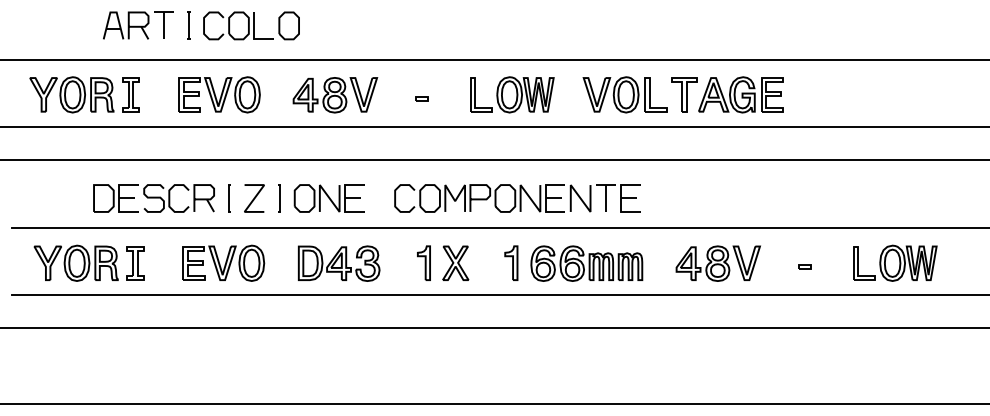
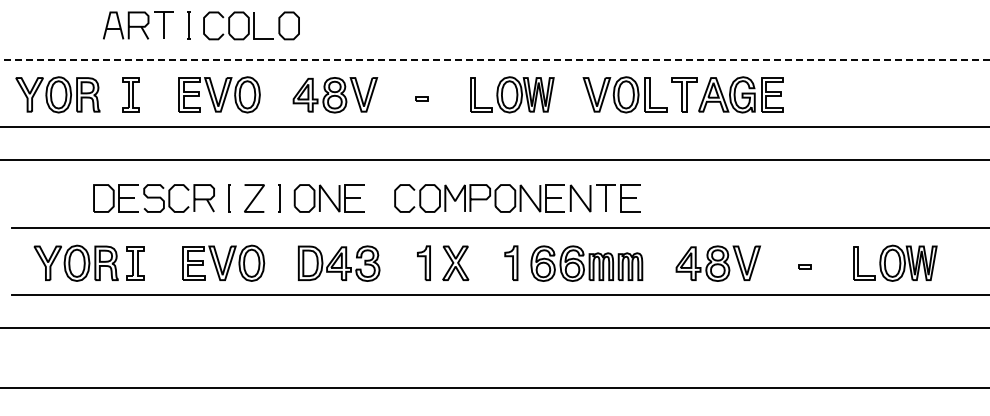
line: solid -> dashed (495, 59)
part position: (71, 94) -> (57, 94) (57, 94)
line position: (494, 403) -> (494, 387) (494, 387)
